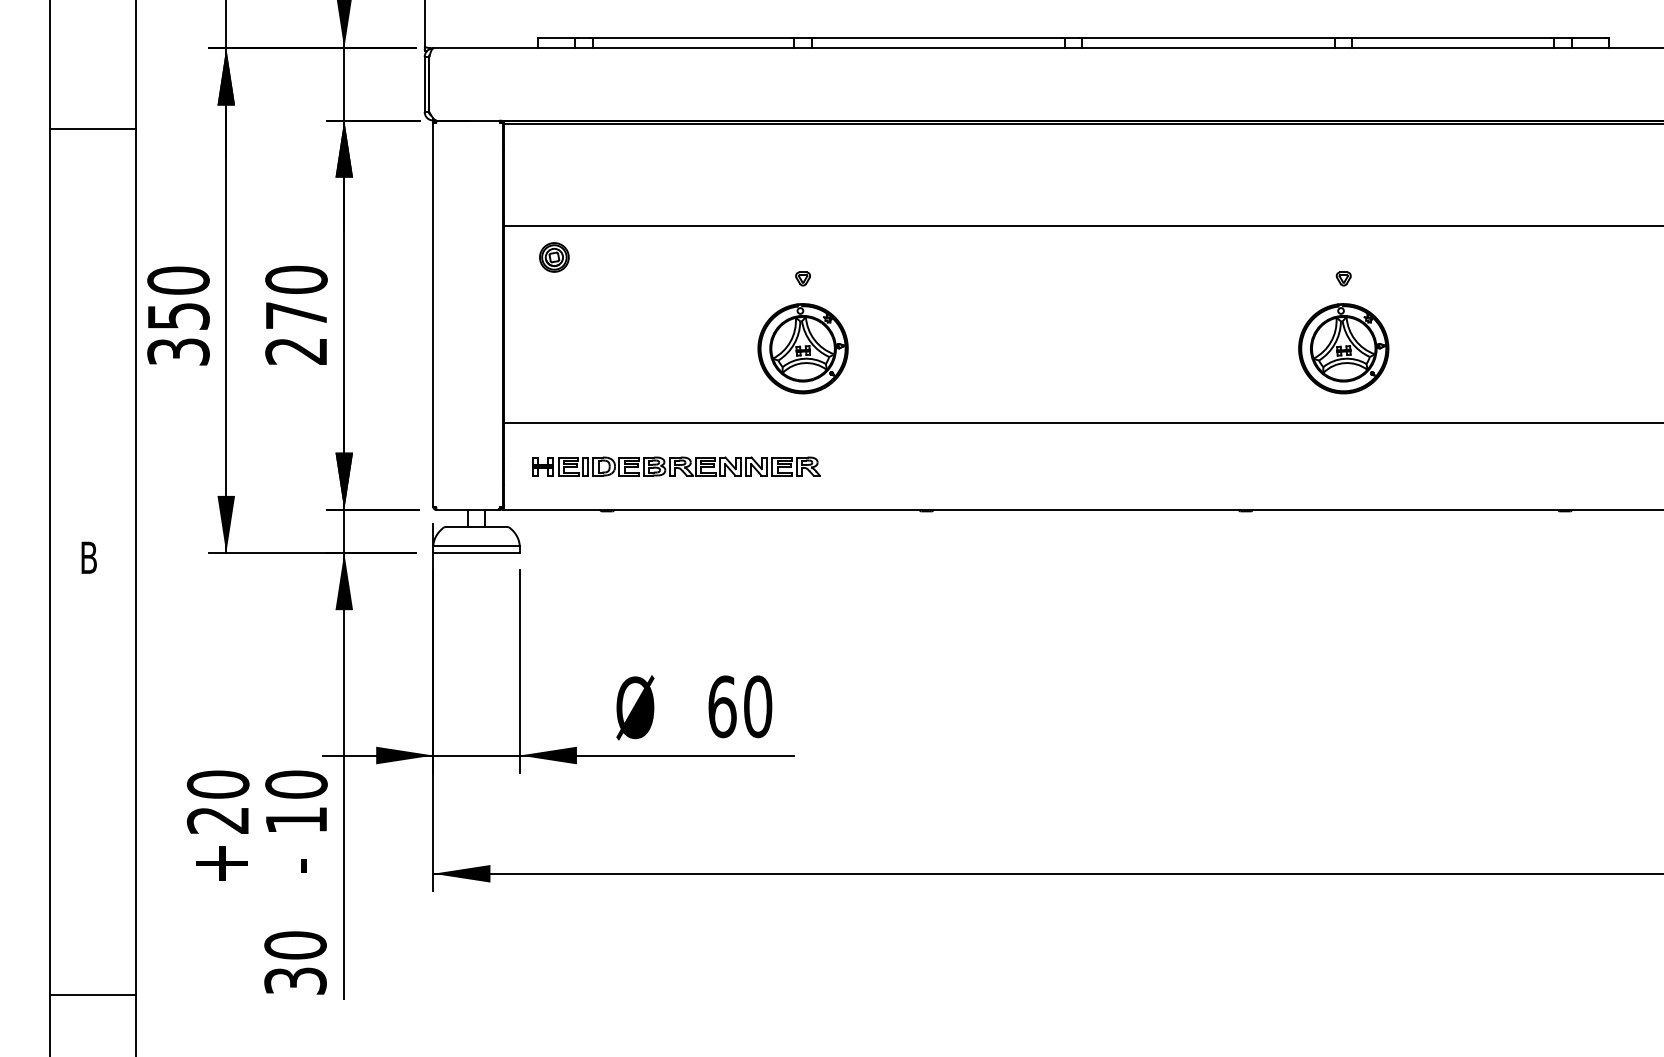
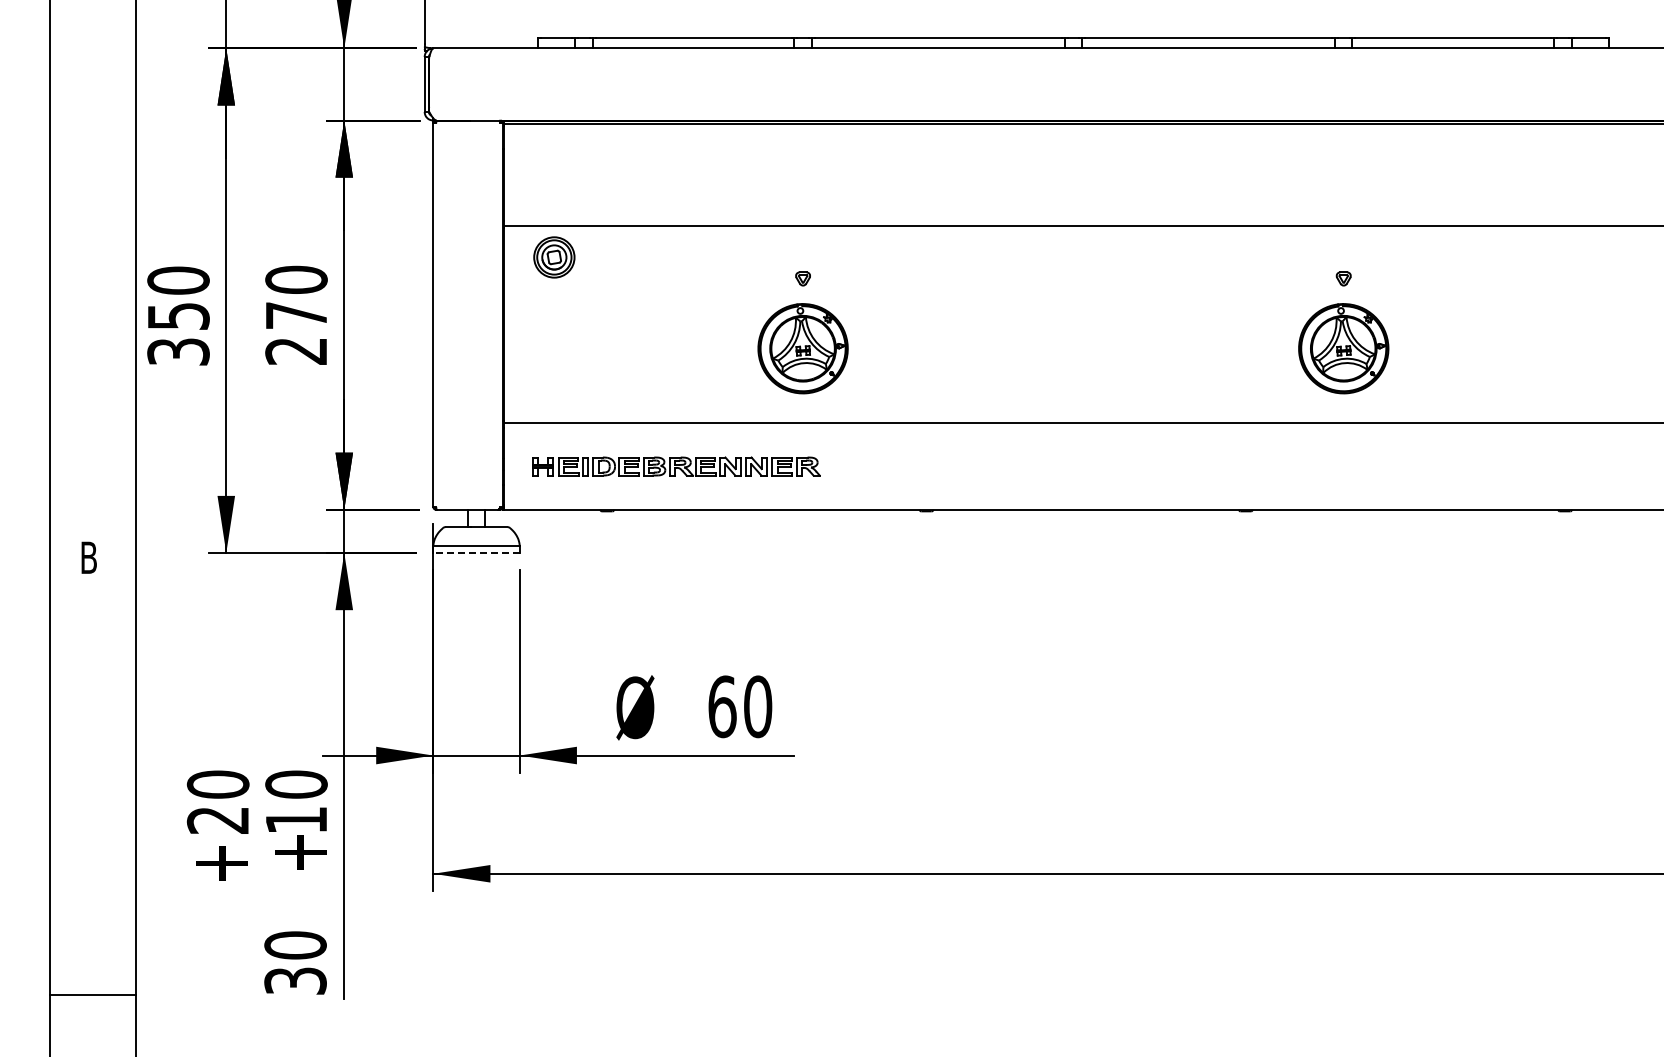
line: present -> none (92, 129)
part size: 31x31 px -> 43x43 px (554, 257)
line: solid -> dashed (476, 553)
text: - -> + (300, 853)
